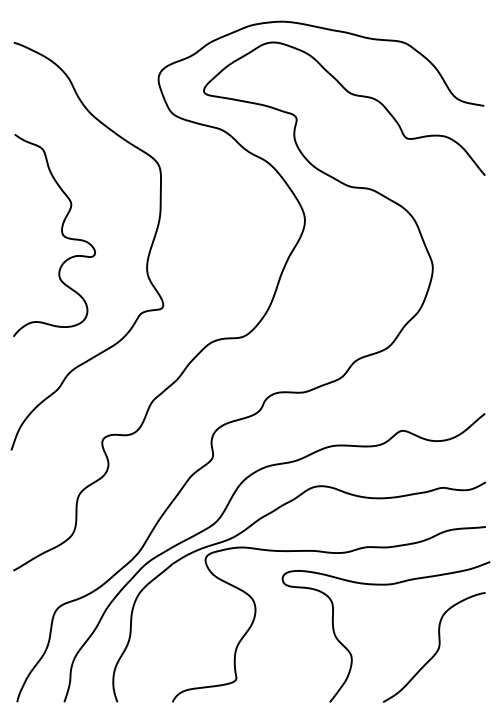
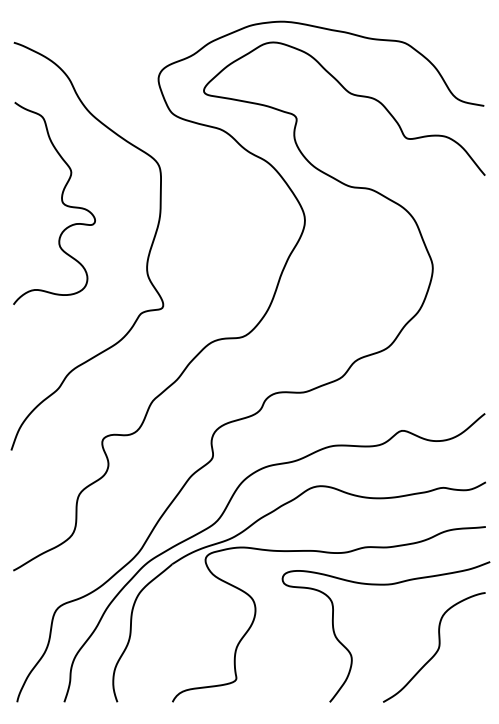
curve position: (61, 234) -> (61, 202) (61, 202)
